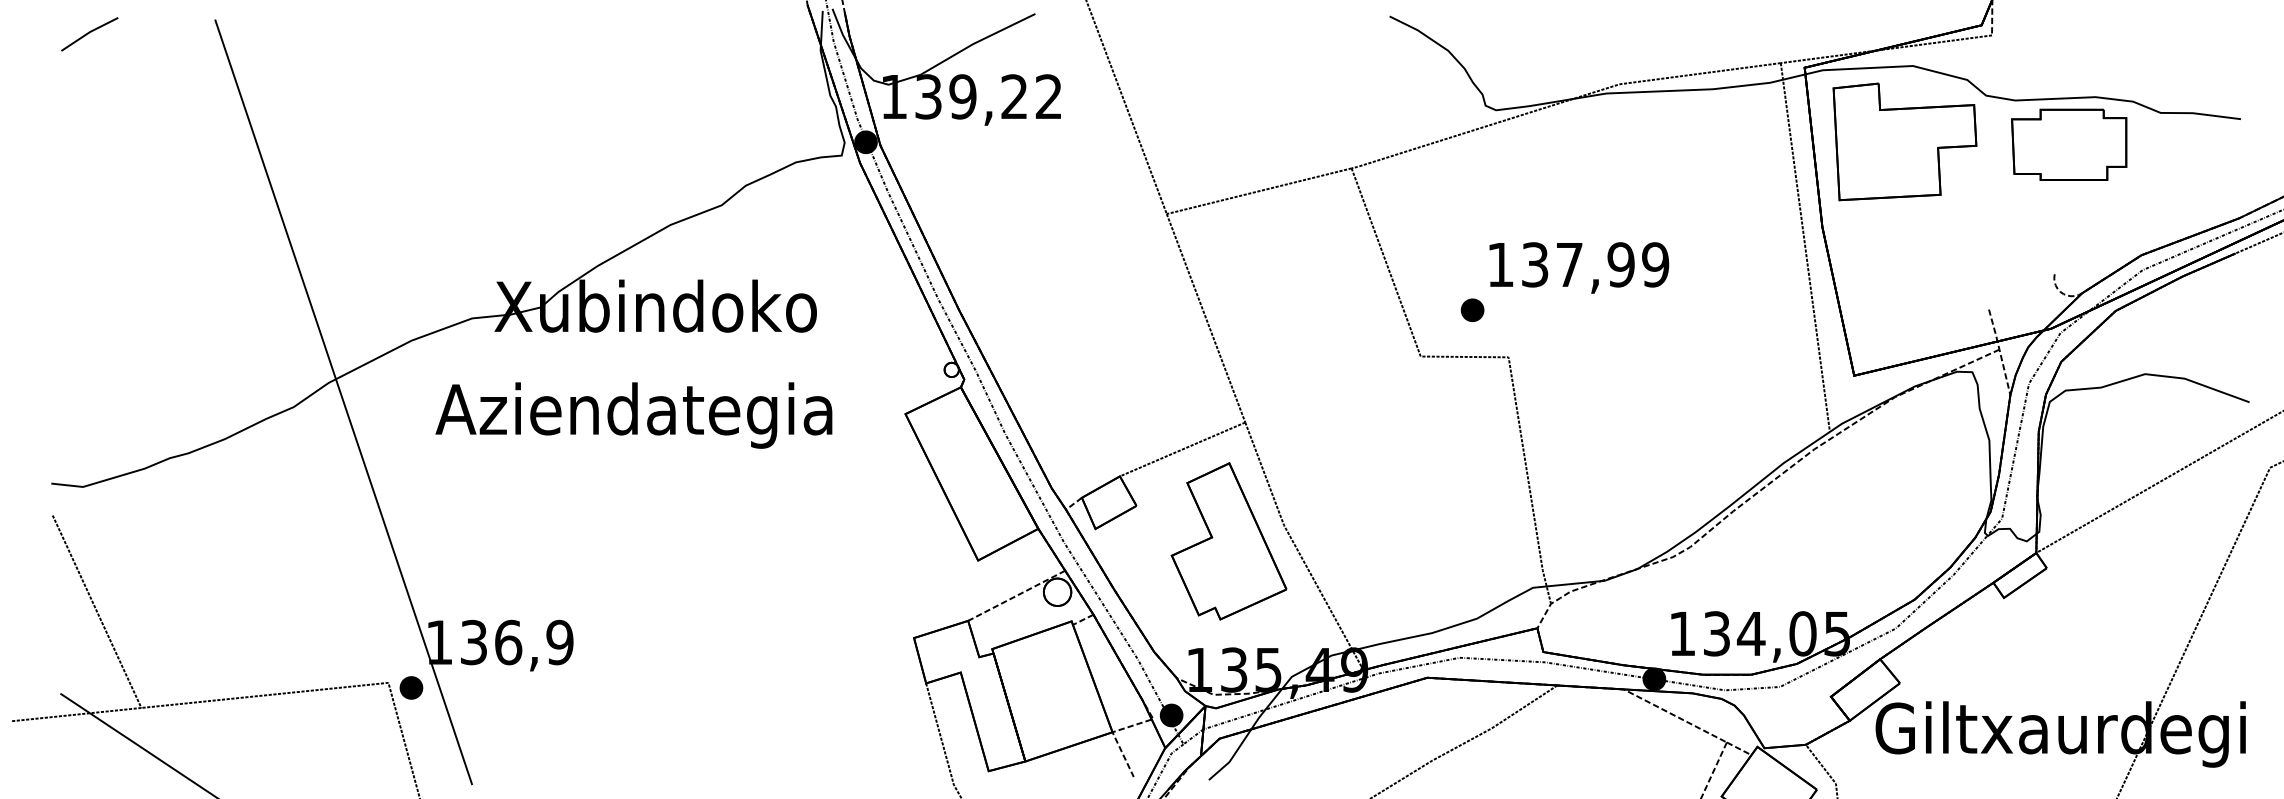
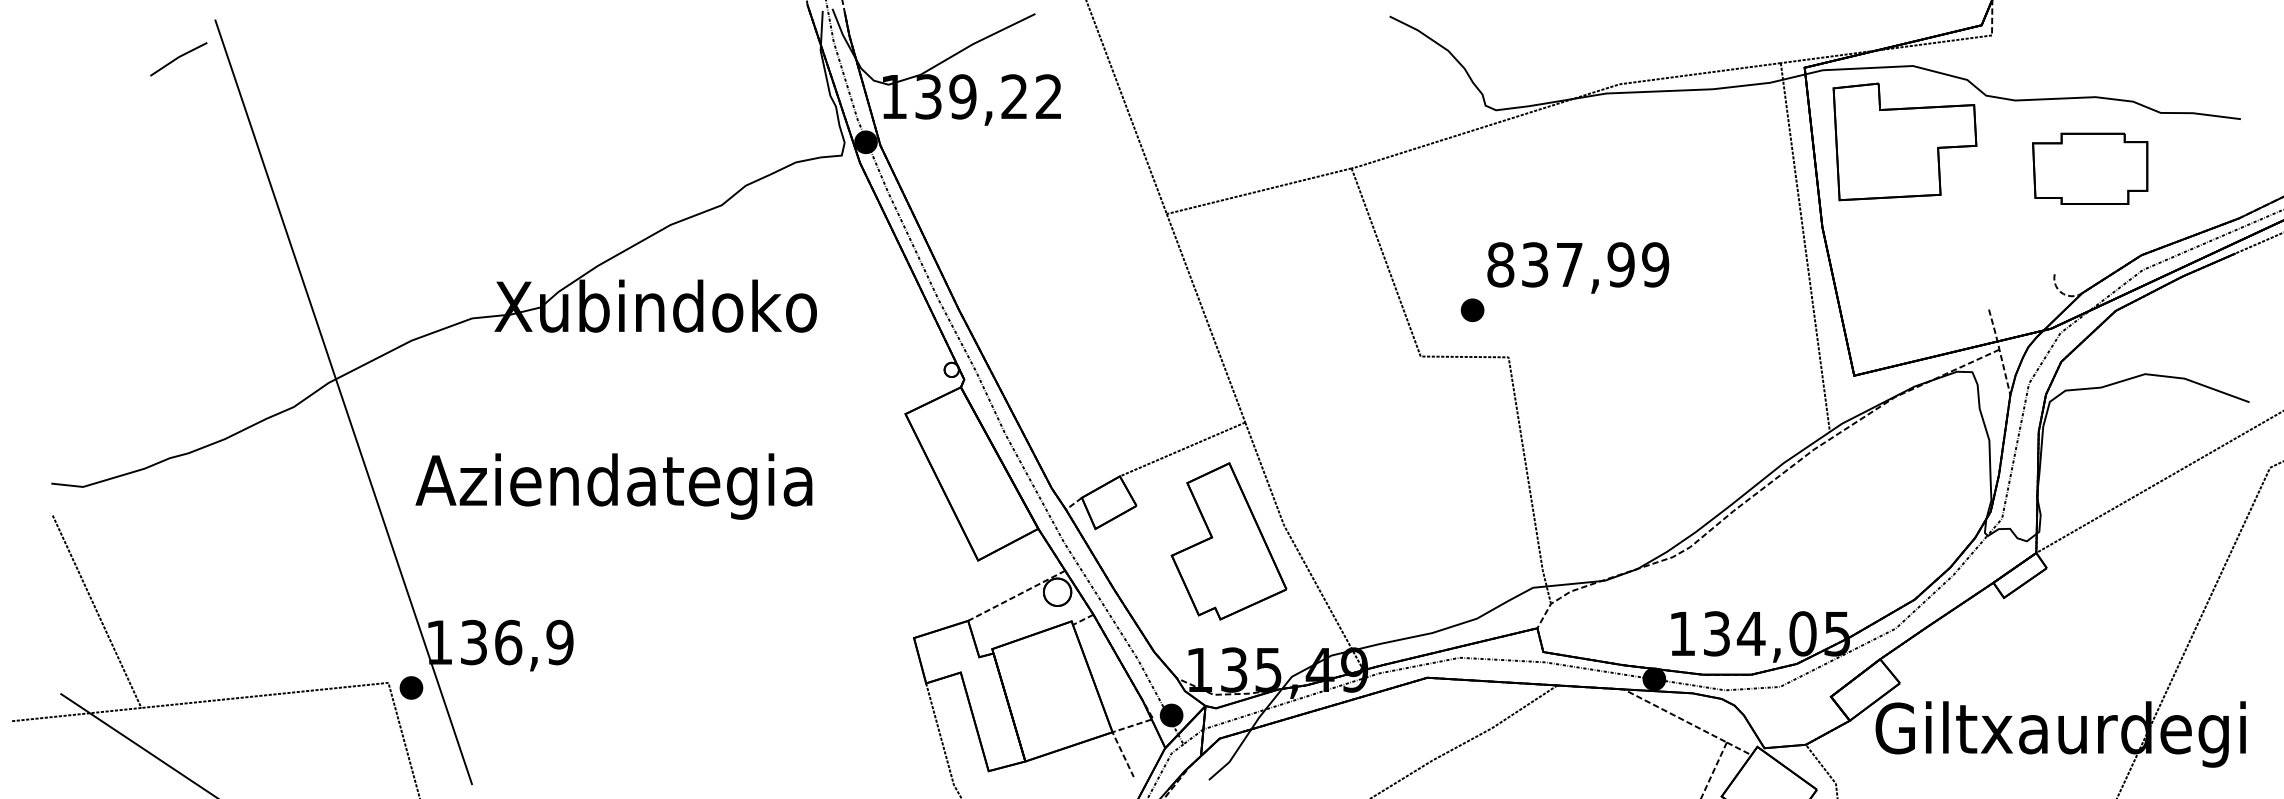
line position: (89, 33) -> (178, 58) (178, 58)
part position: (2069, 144) -> (2090, 168) (2090, 168)
text: 137,99 -> 837,99 (1500, 264)
text position: (633, 415) -> (613, 486) (613, 486)
